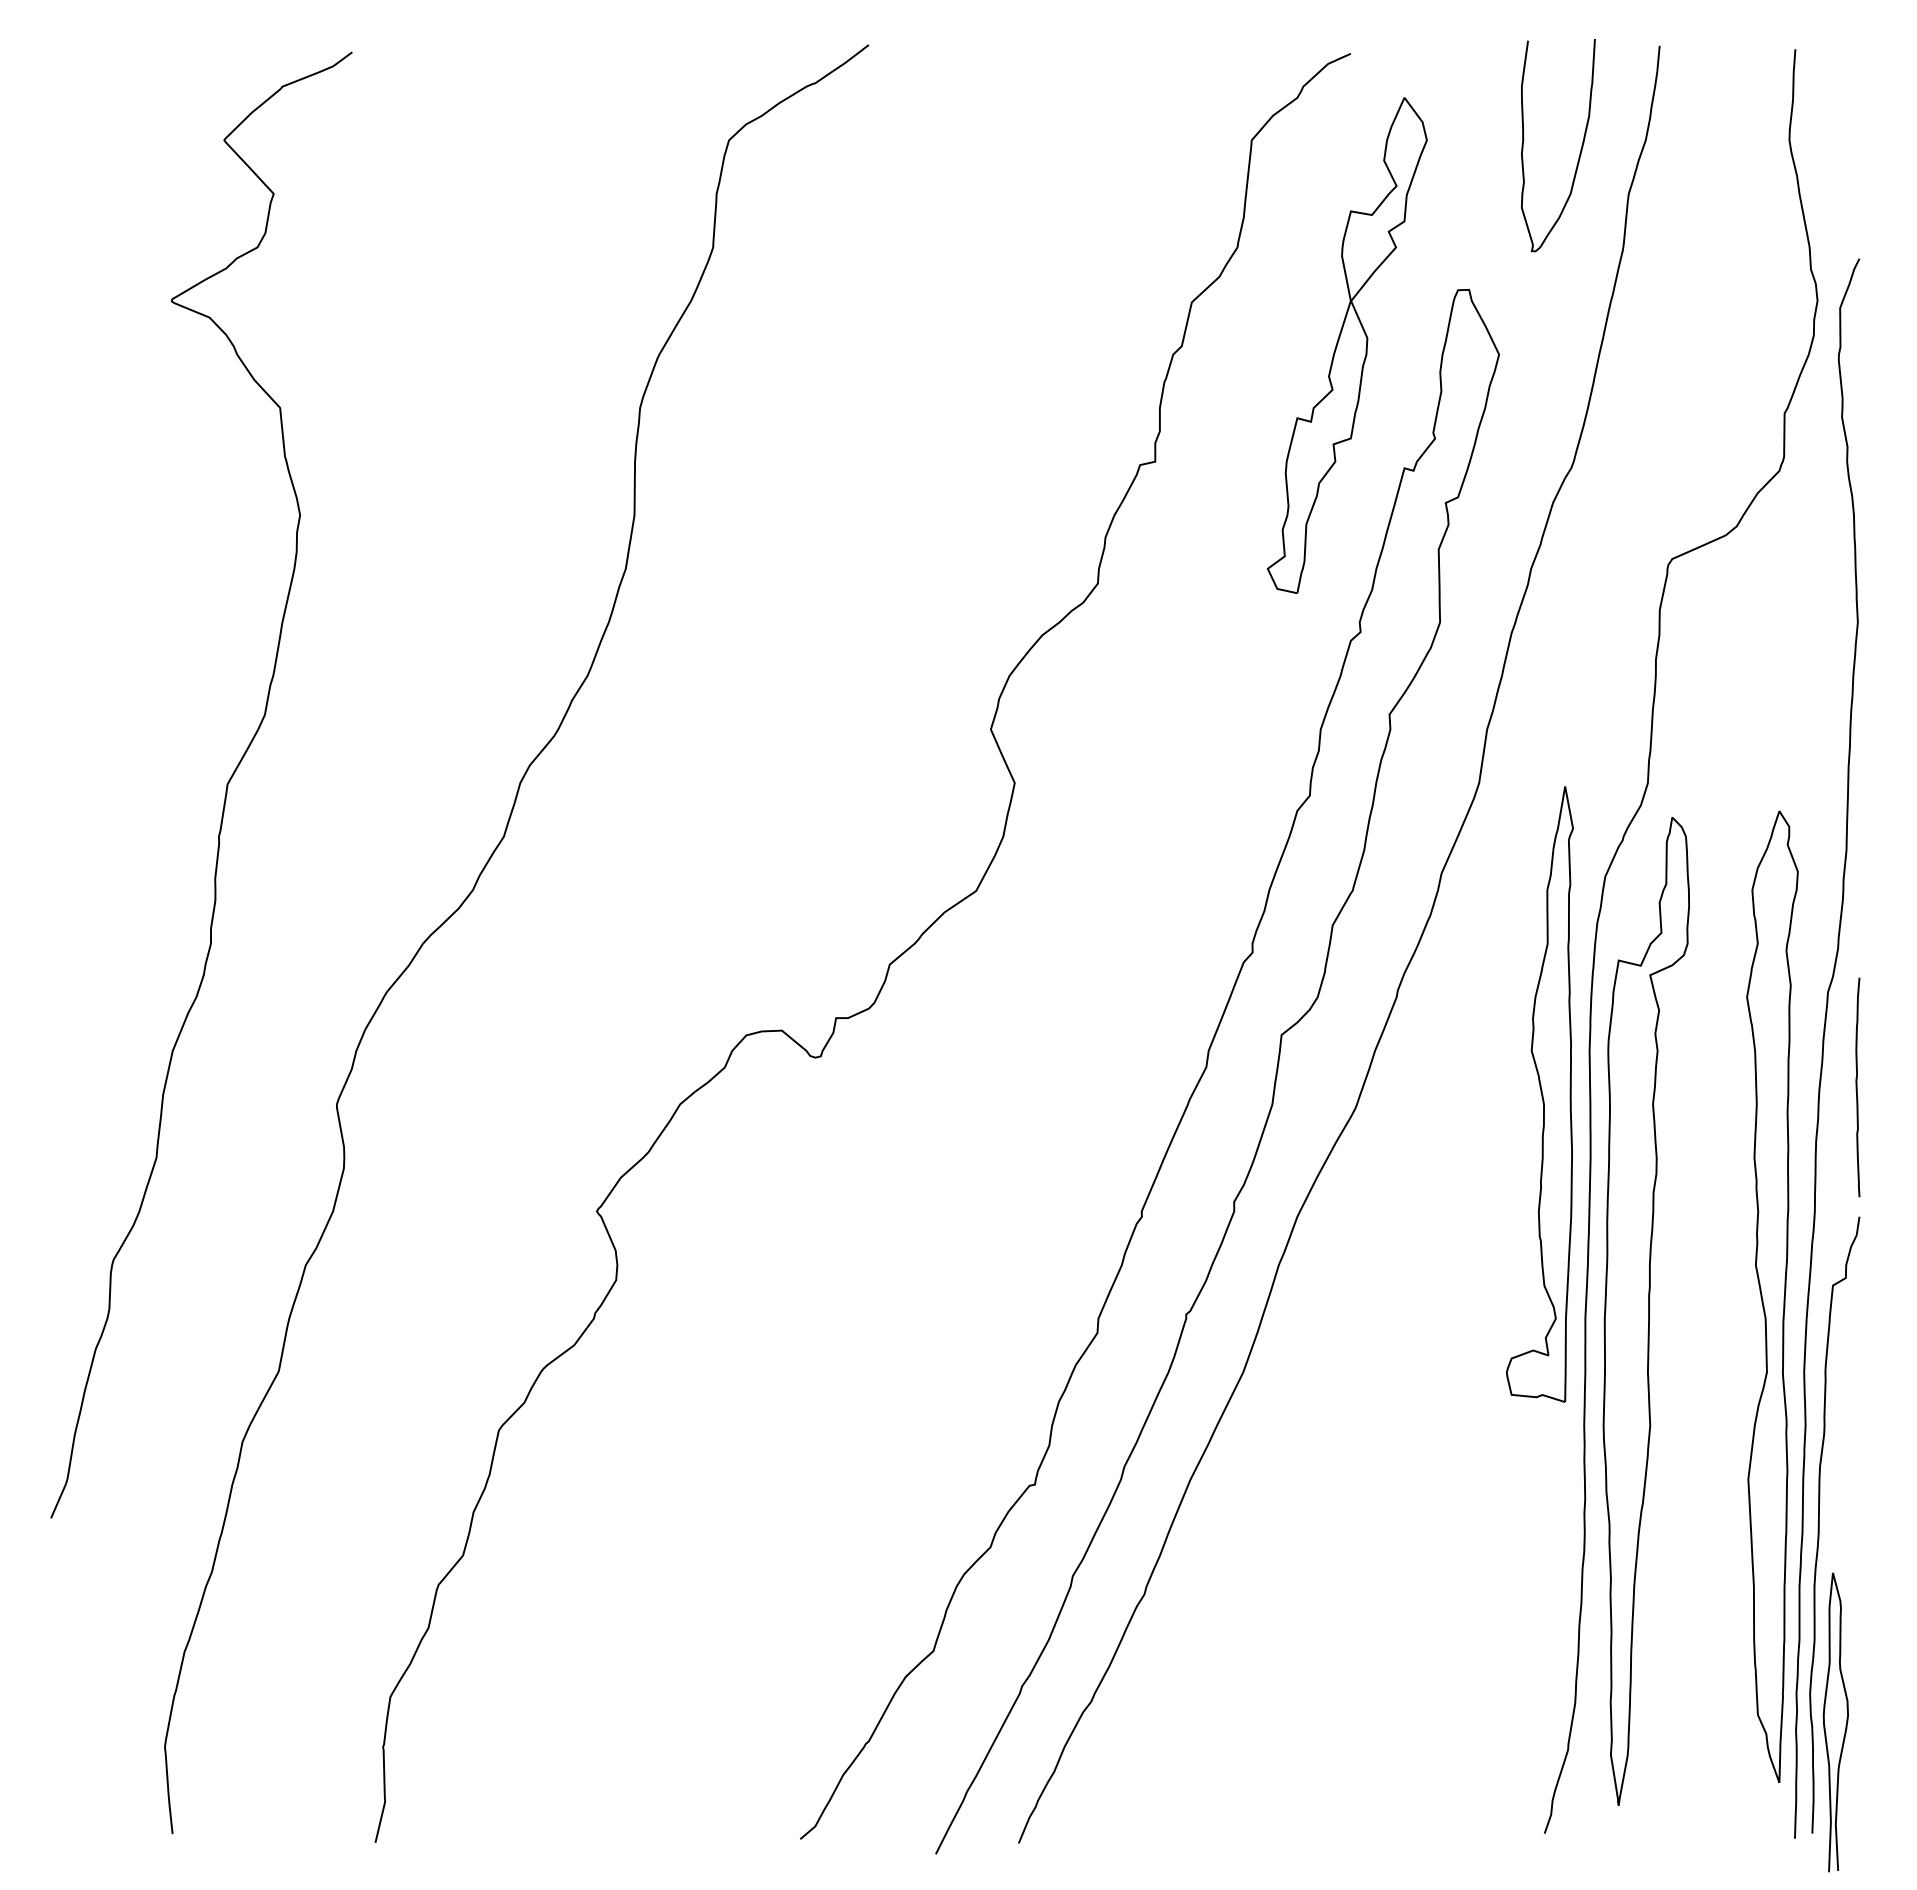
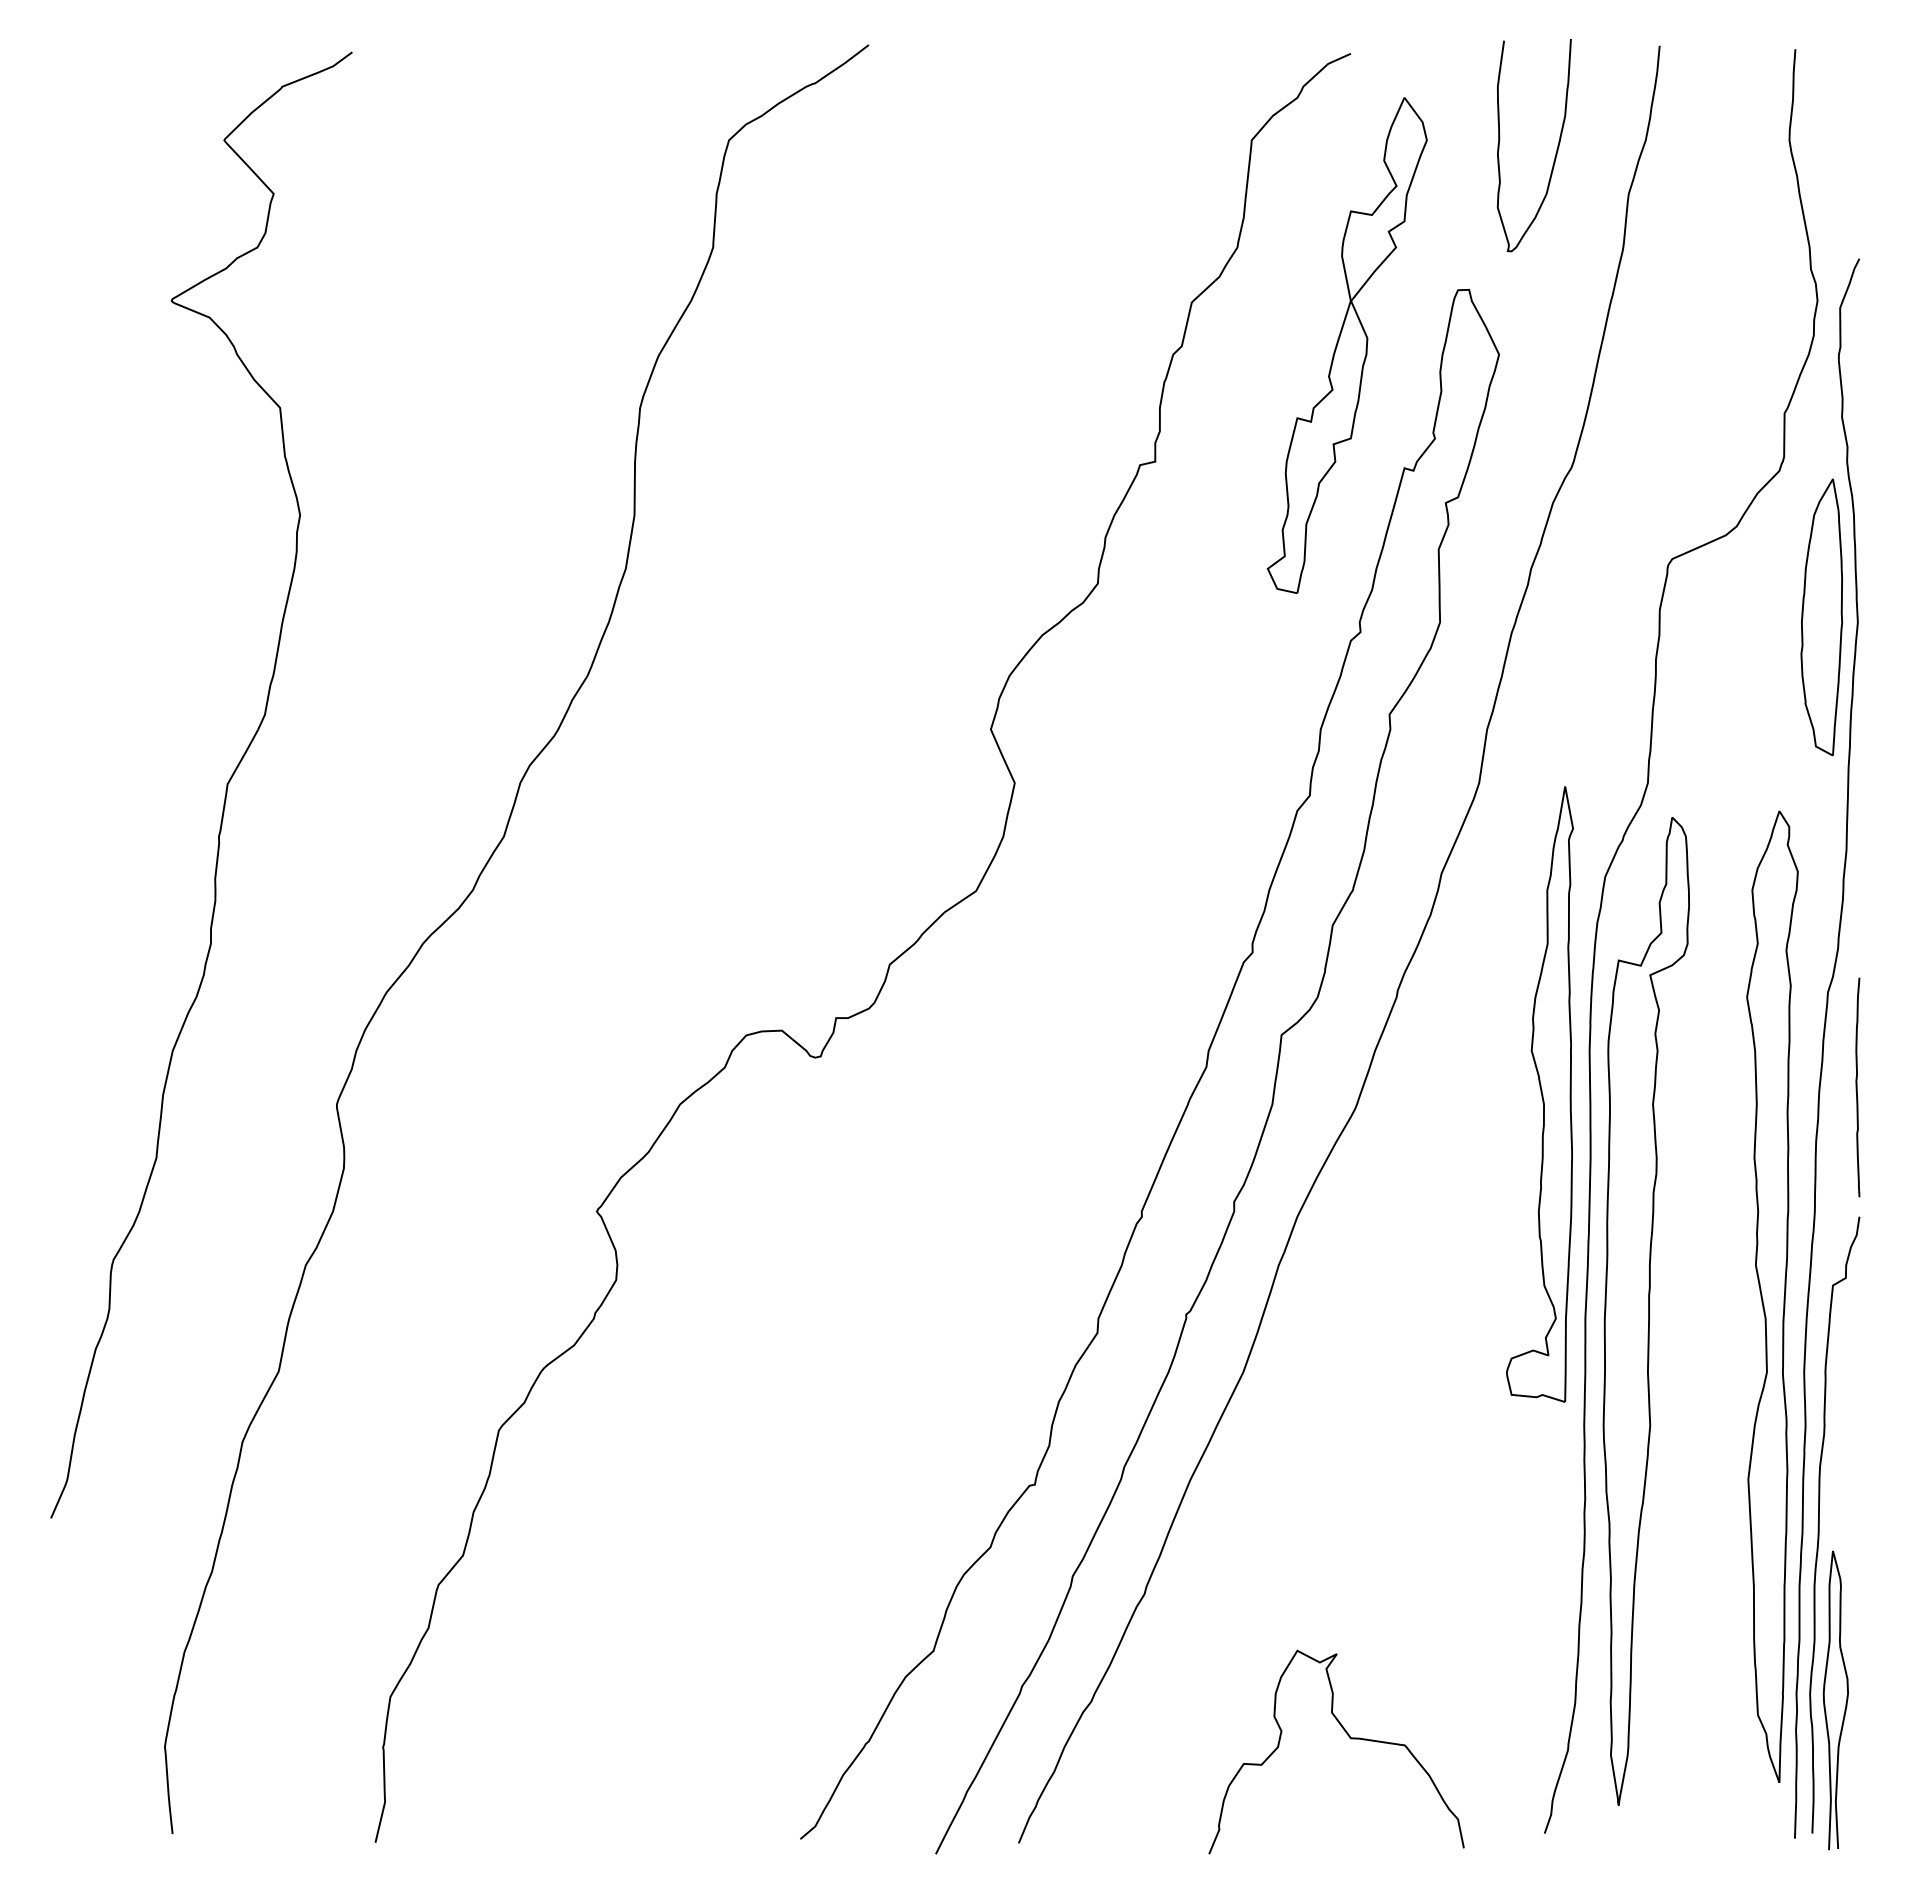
curve position: (1580, 149) -> (1556, 149) (1556, 149)
part: none -> present (1821, 617)
curve position: (1825, 1725) -> (1825, 1703) (1825, 1703)
curve: none -> present (1349, 1738)
